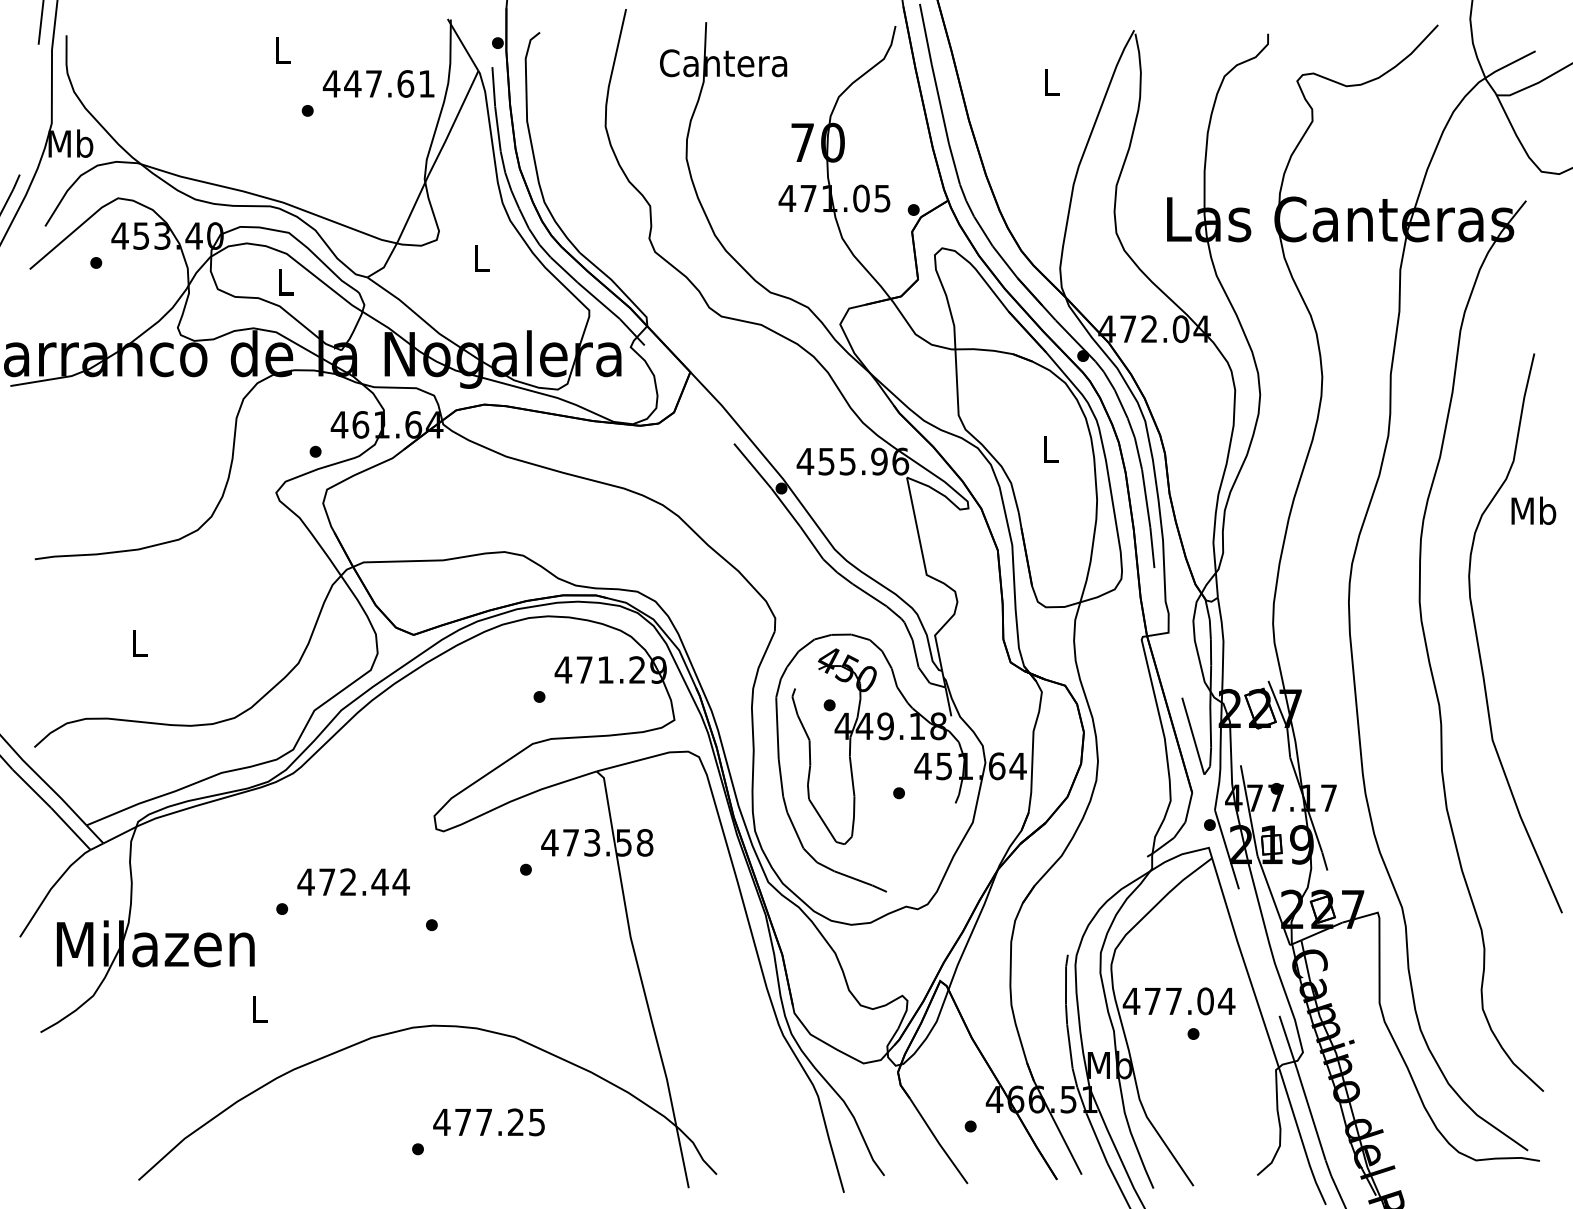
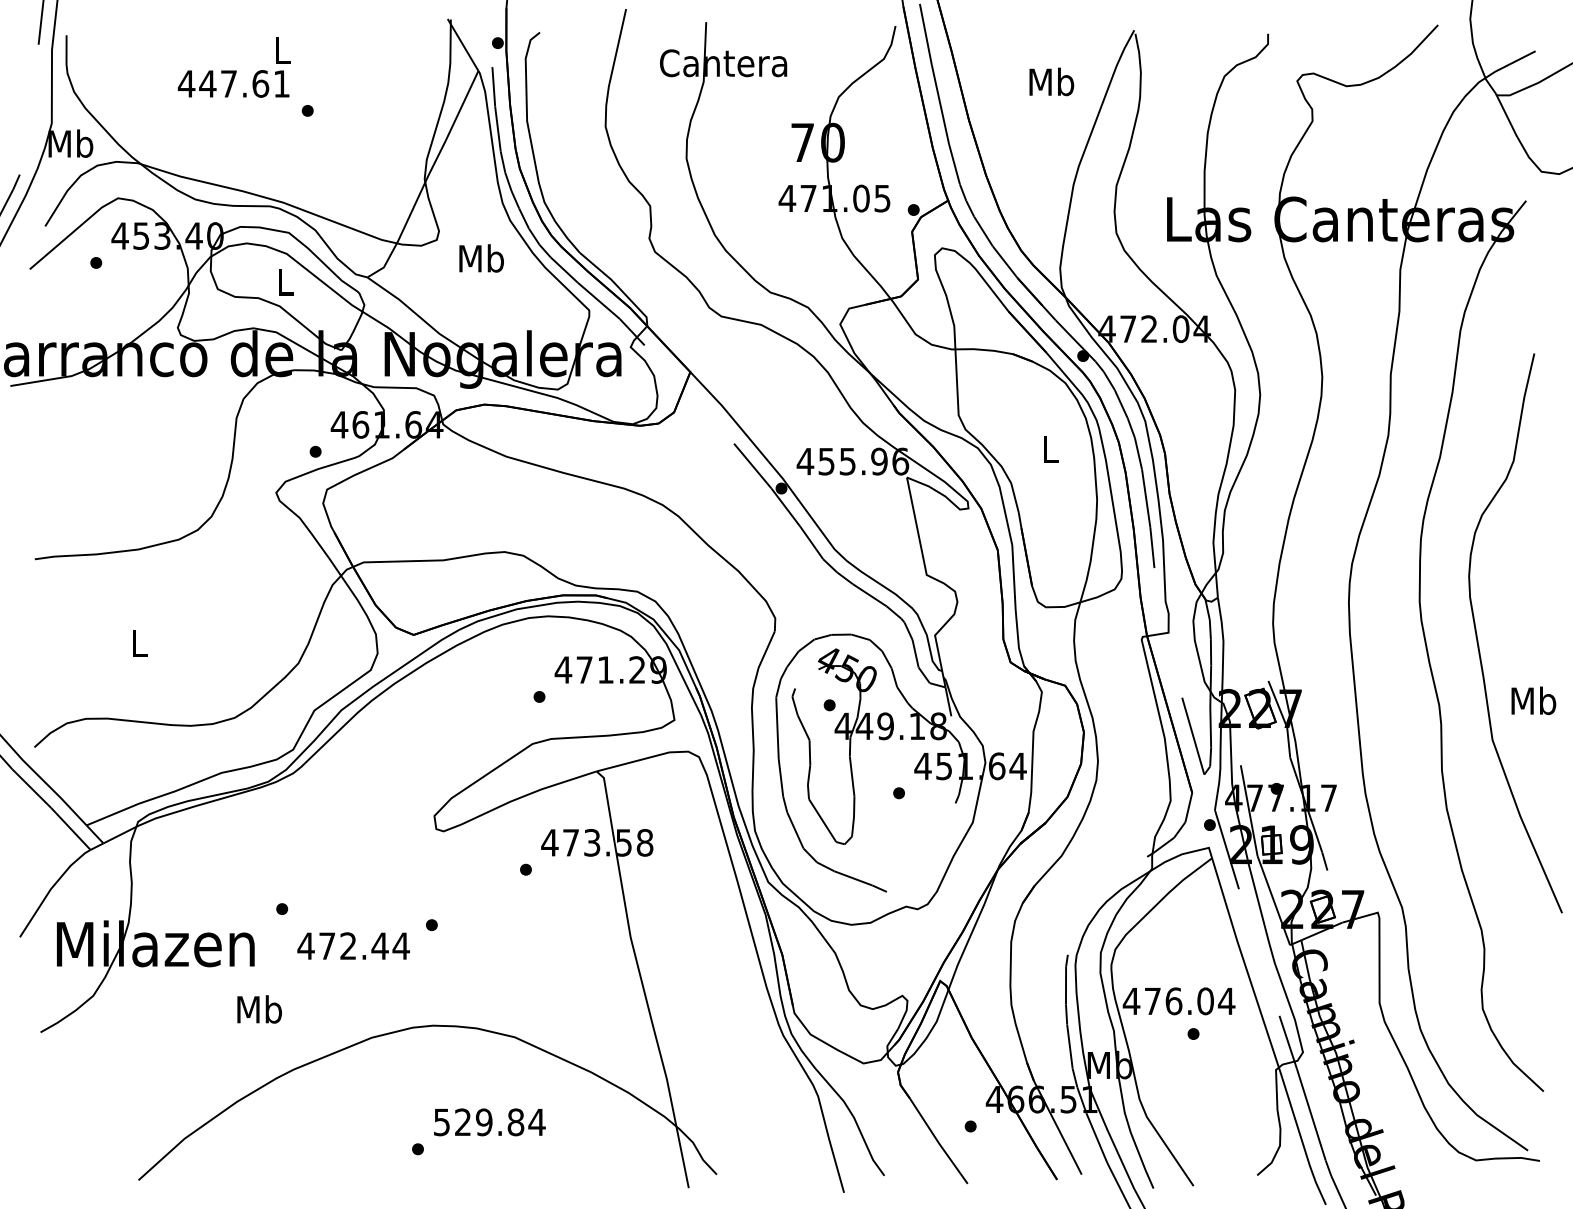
text: L -> Mb (1051, 81)
text position: (378, 83) -> (233, 83) (233, 83)
text: L -> Mb (481, 258)
text position: (1533, 510) -> (1533, 700) (1533, 700)
text position: (353, 881) -> (353, 945) (353, 945)
text: 477.04 -> 476.04 (1173, 1001)
text: L -> Mb (259, 1009)
text: 477.25 -> 529.84 (489, 1122)
